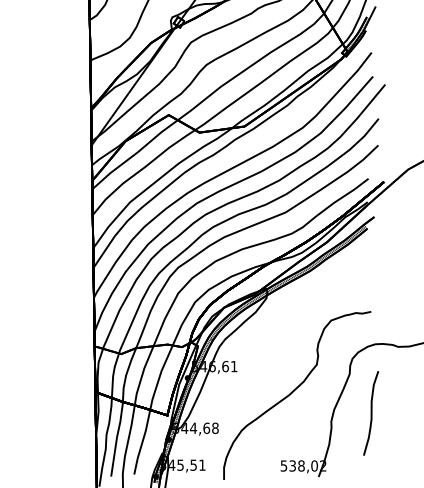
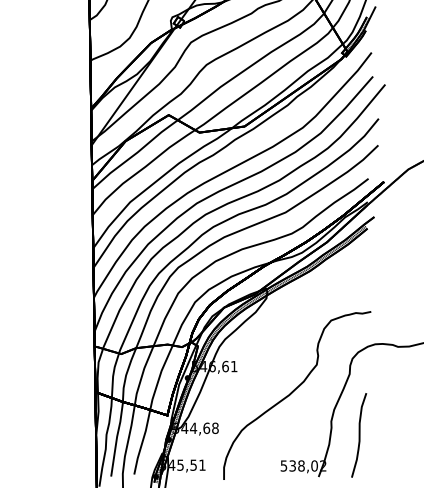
curve position: (371, 413) -> (359, 435) (359, 435)
